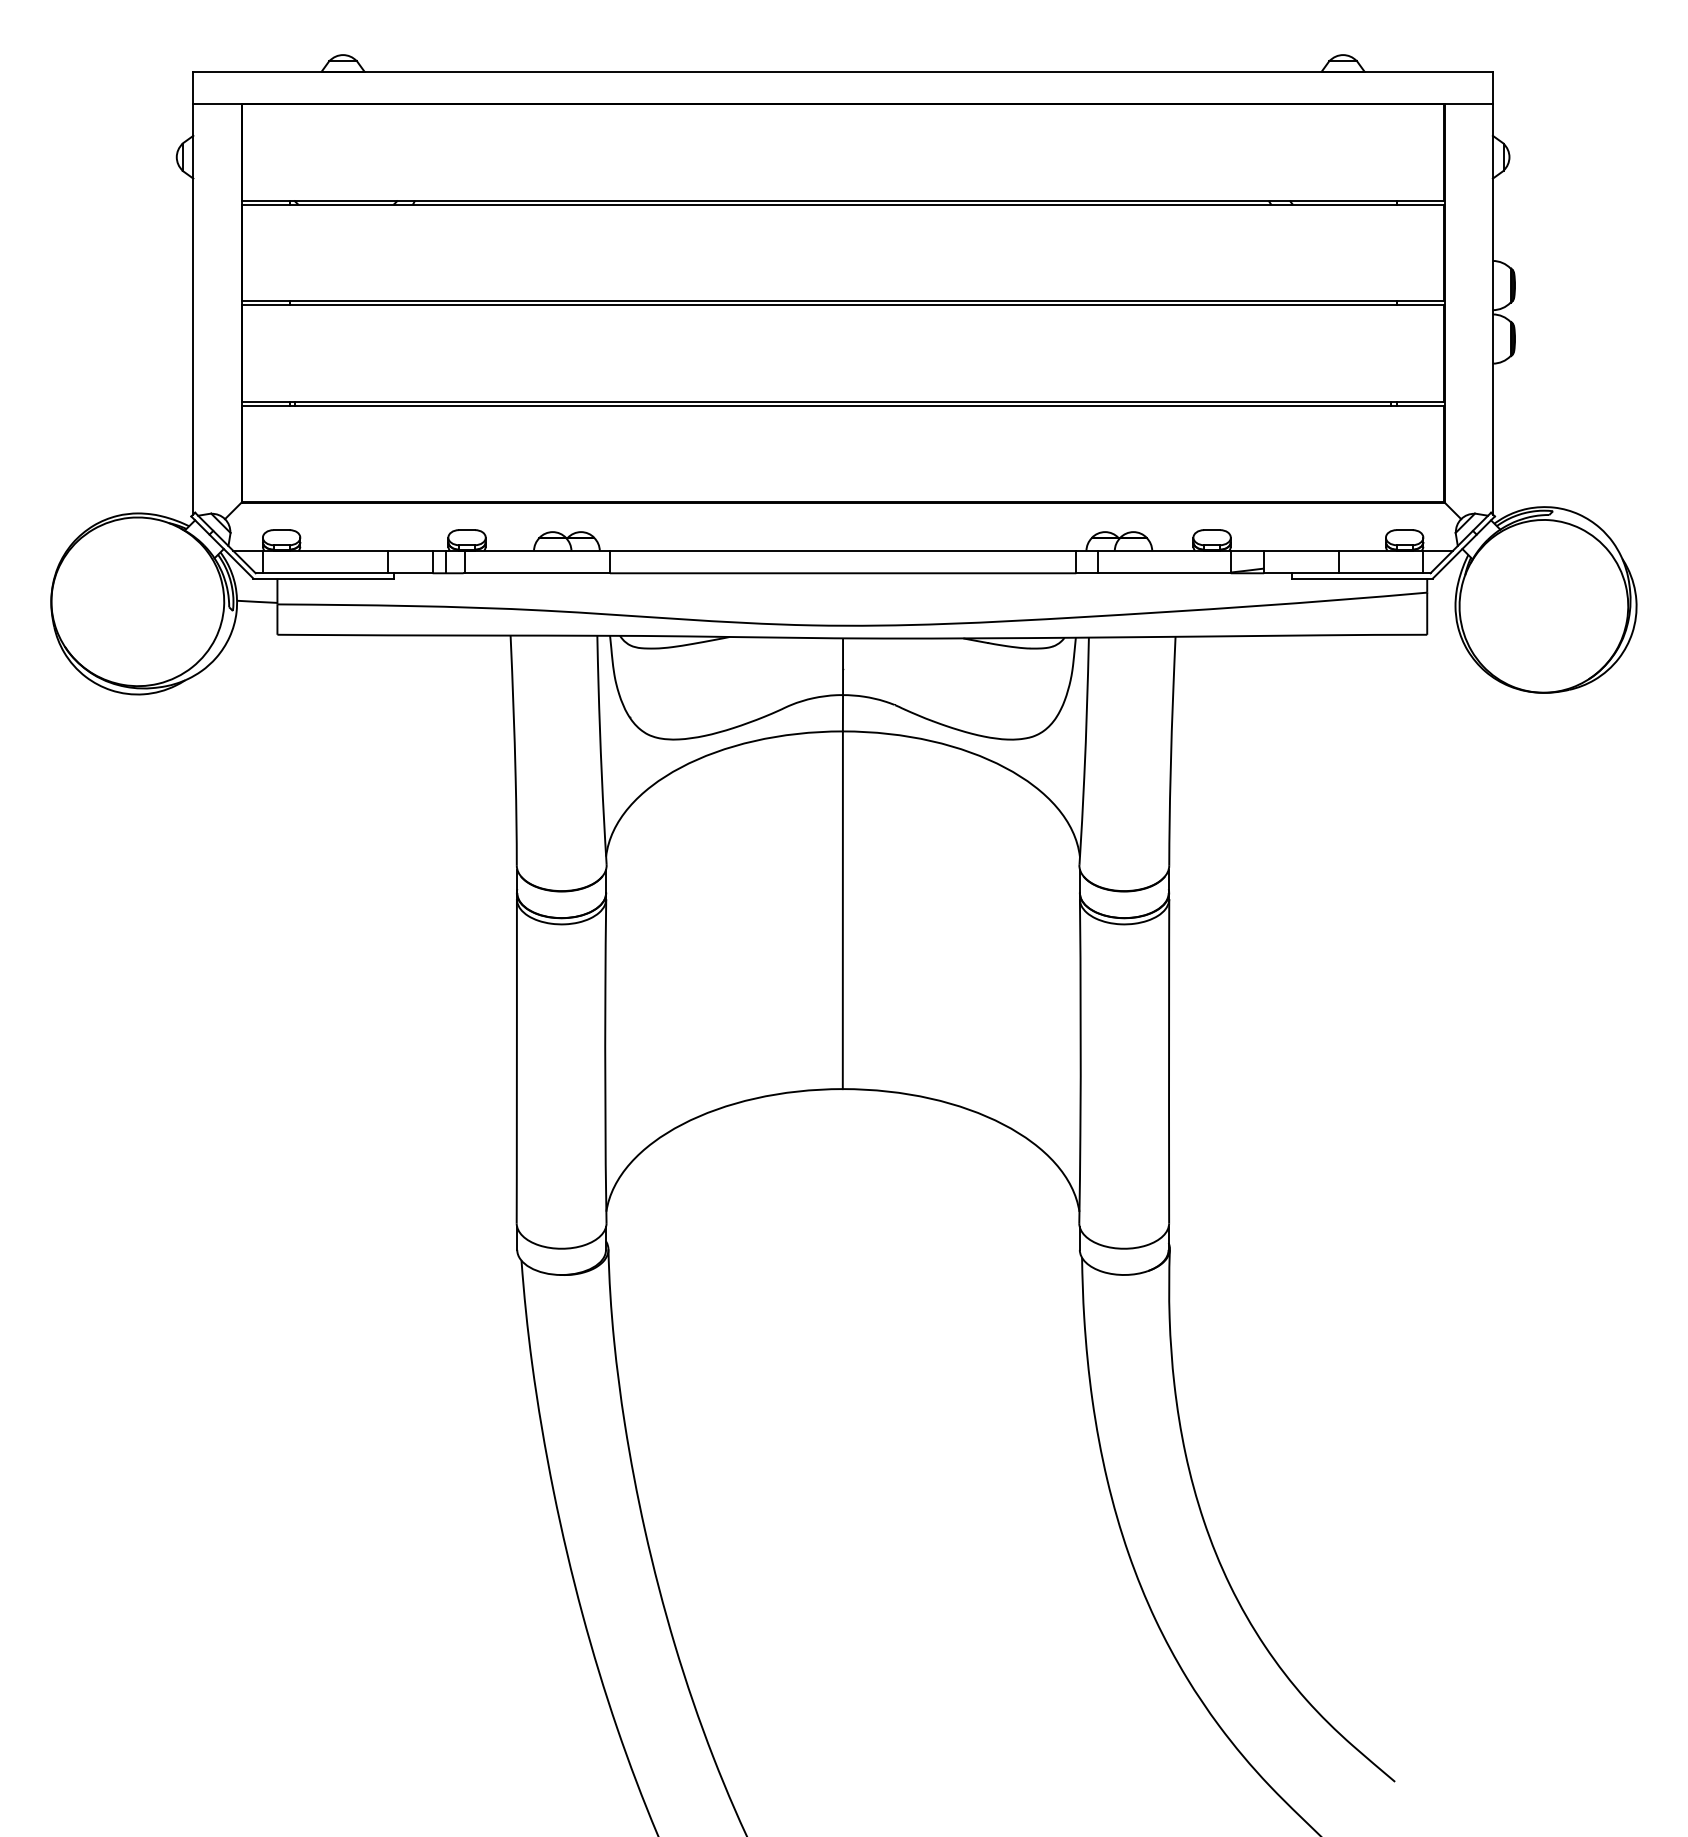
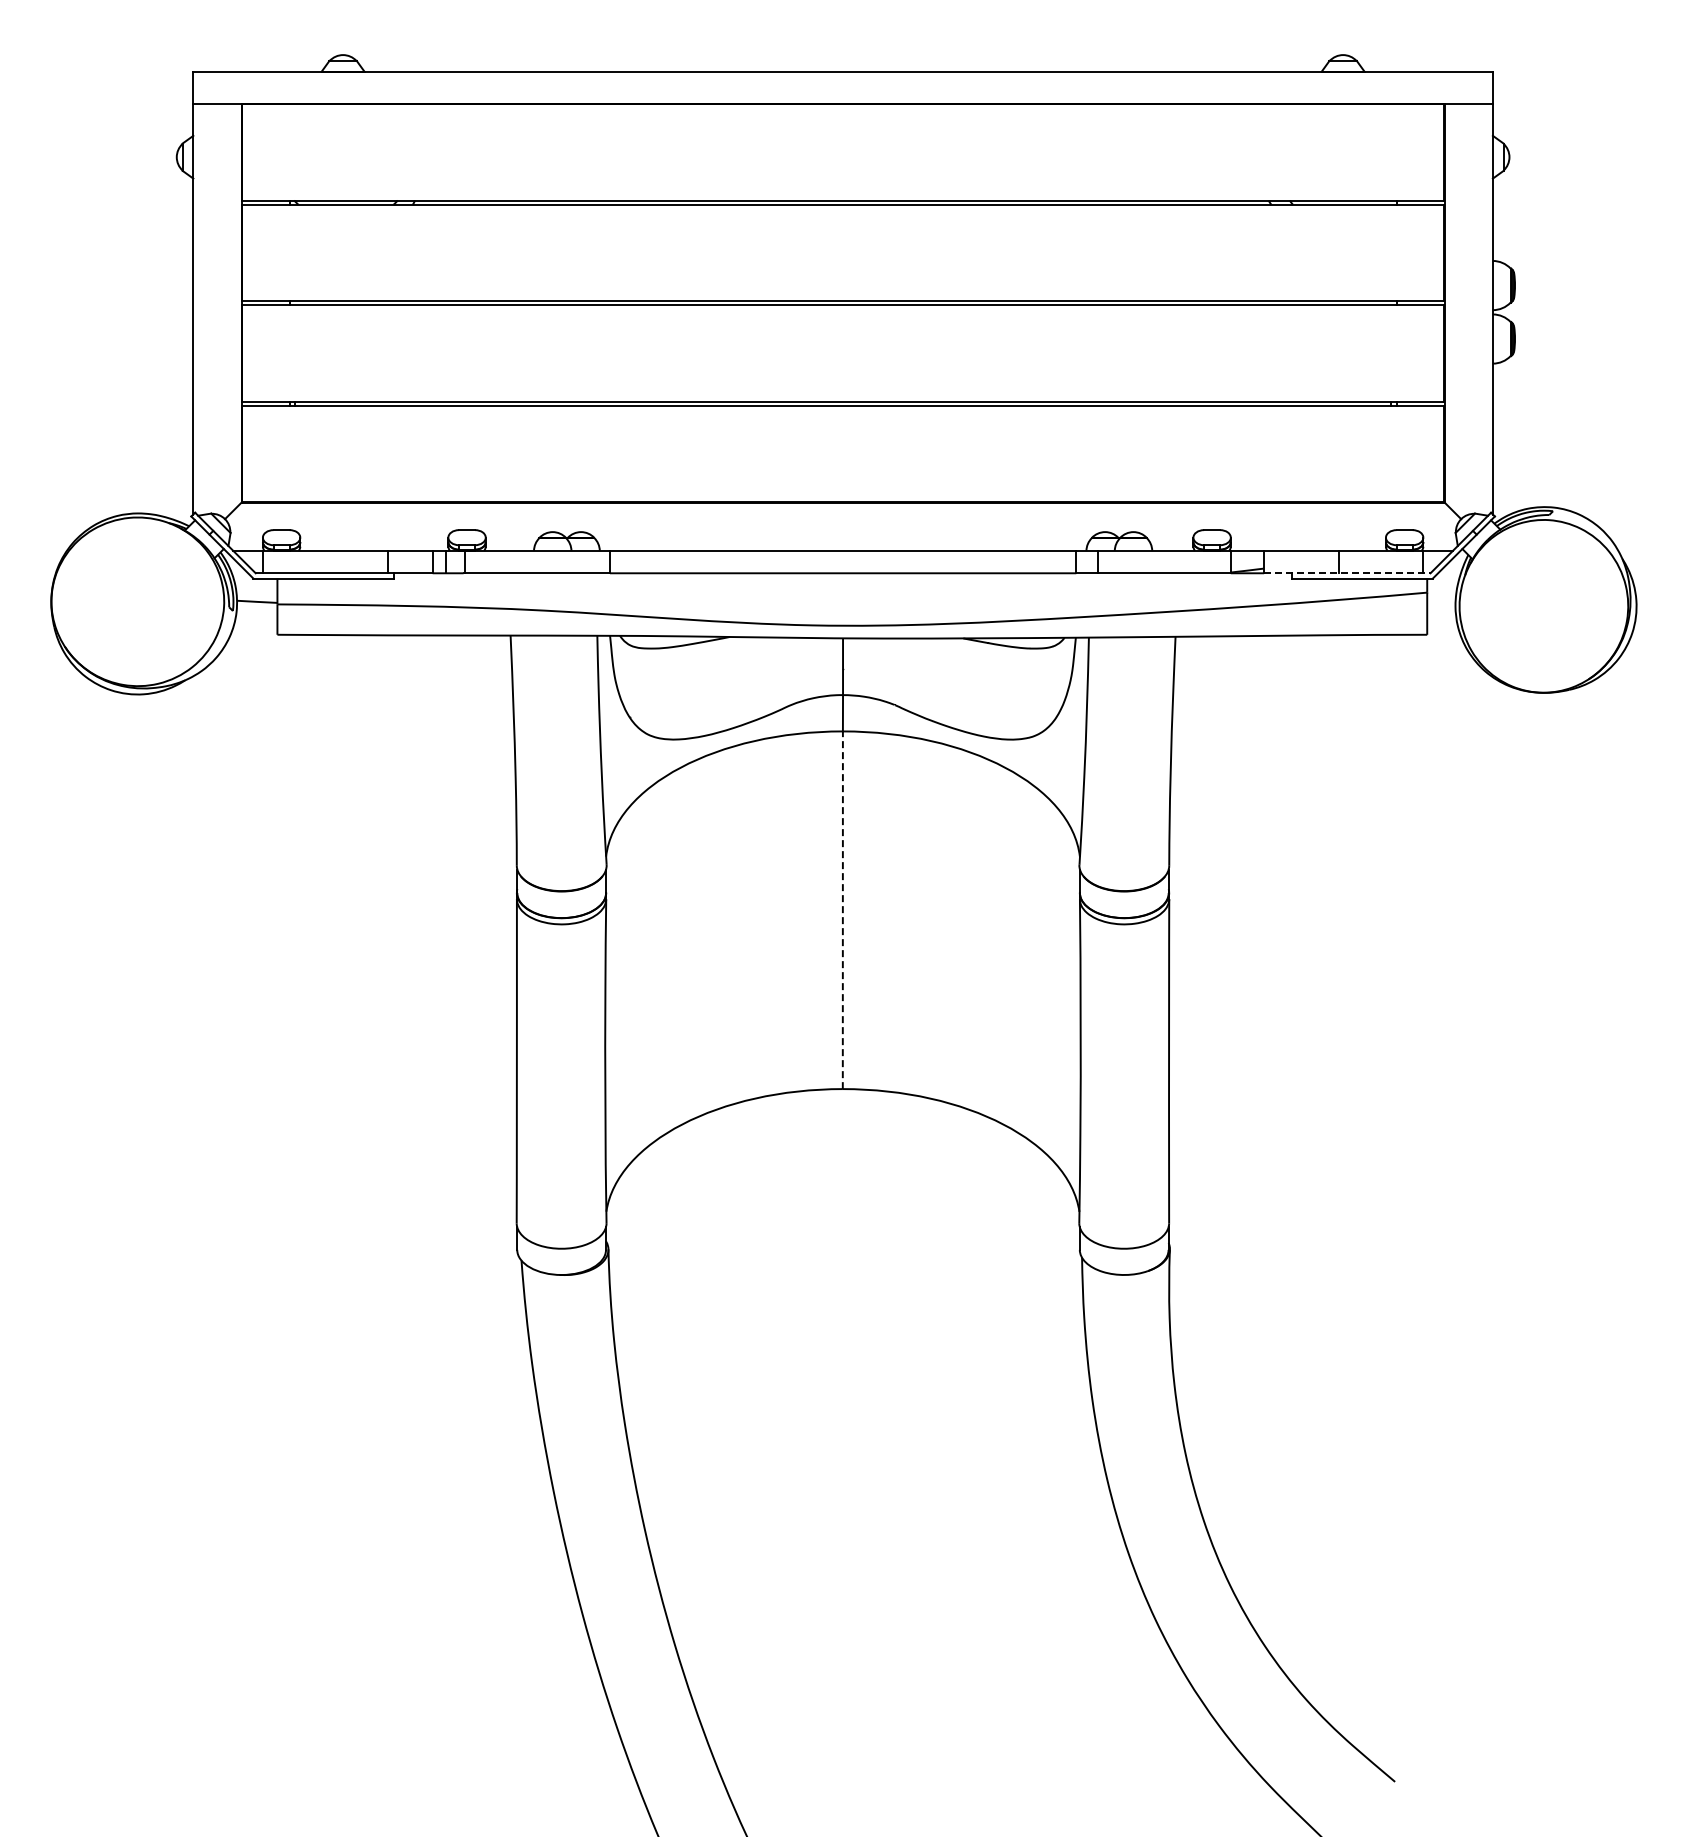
line: solid -> dashed (1347, 573)
line: solid -> dashed (842, 910)
